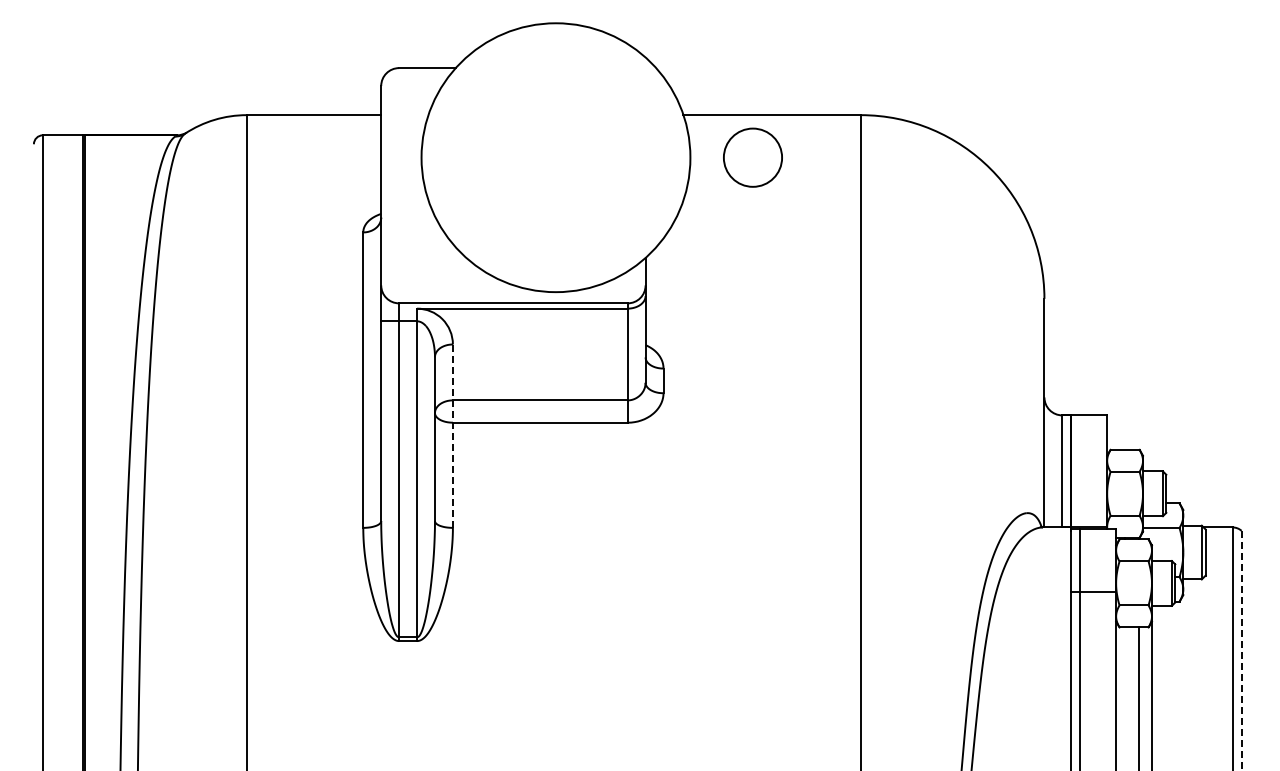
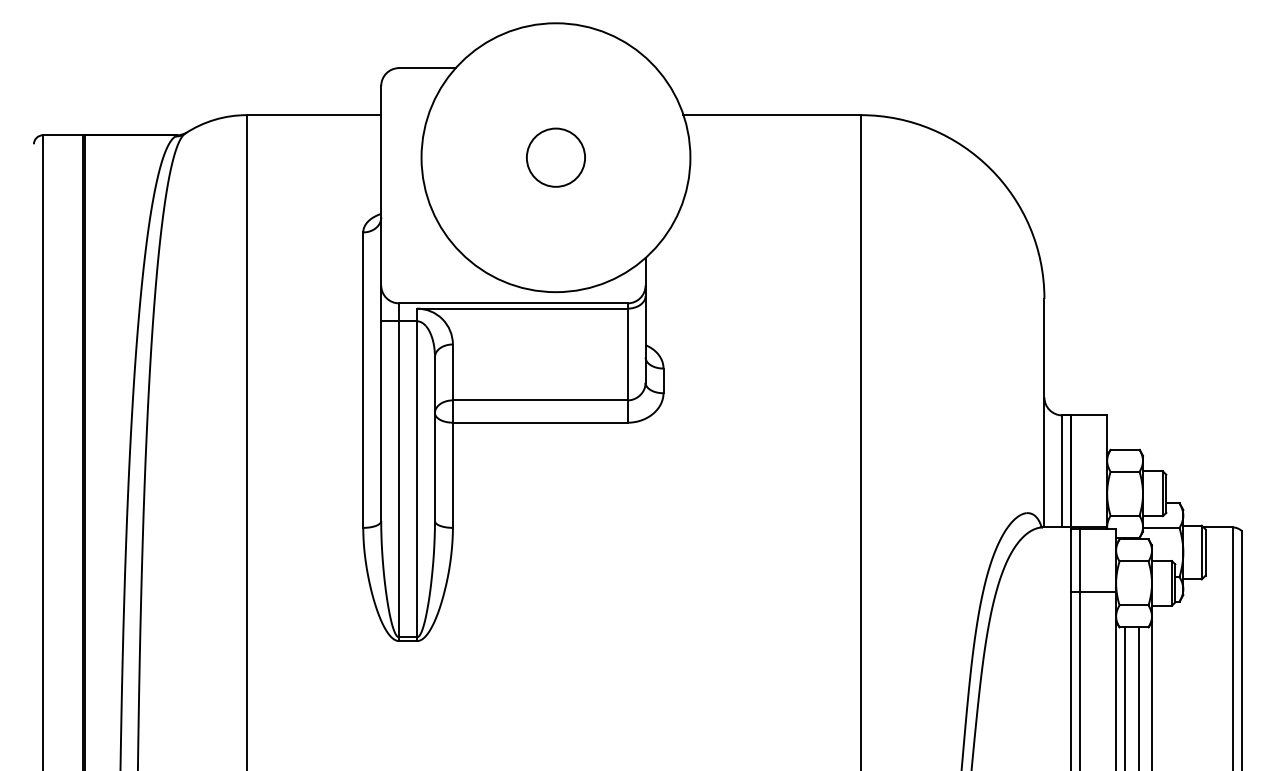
circle position: (752, 157) -> (555, 157) (555, 157)
line: dashed -> solid (452, 436)
line: dashed -> solid (1241, 650)
line: none -> present (1125, 697)
